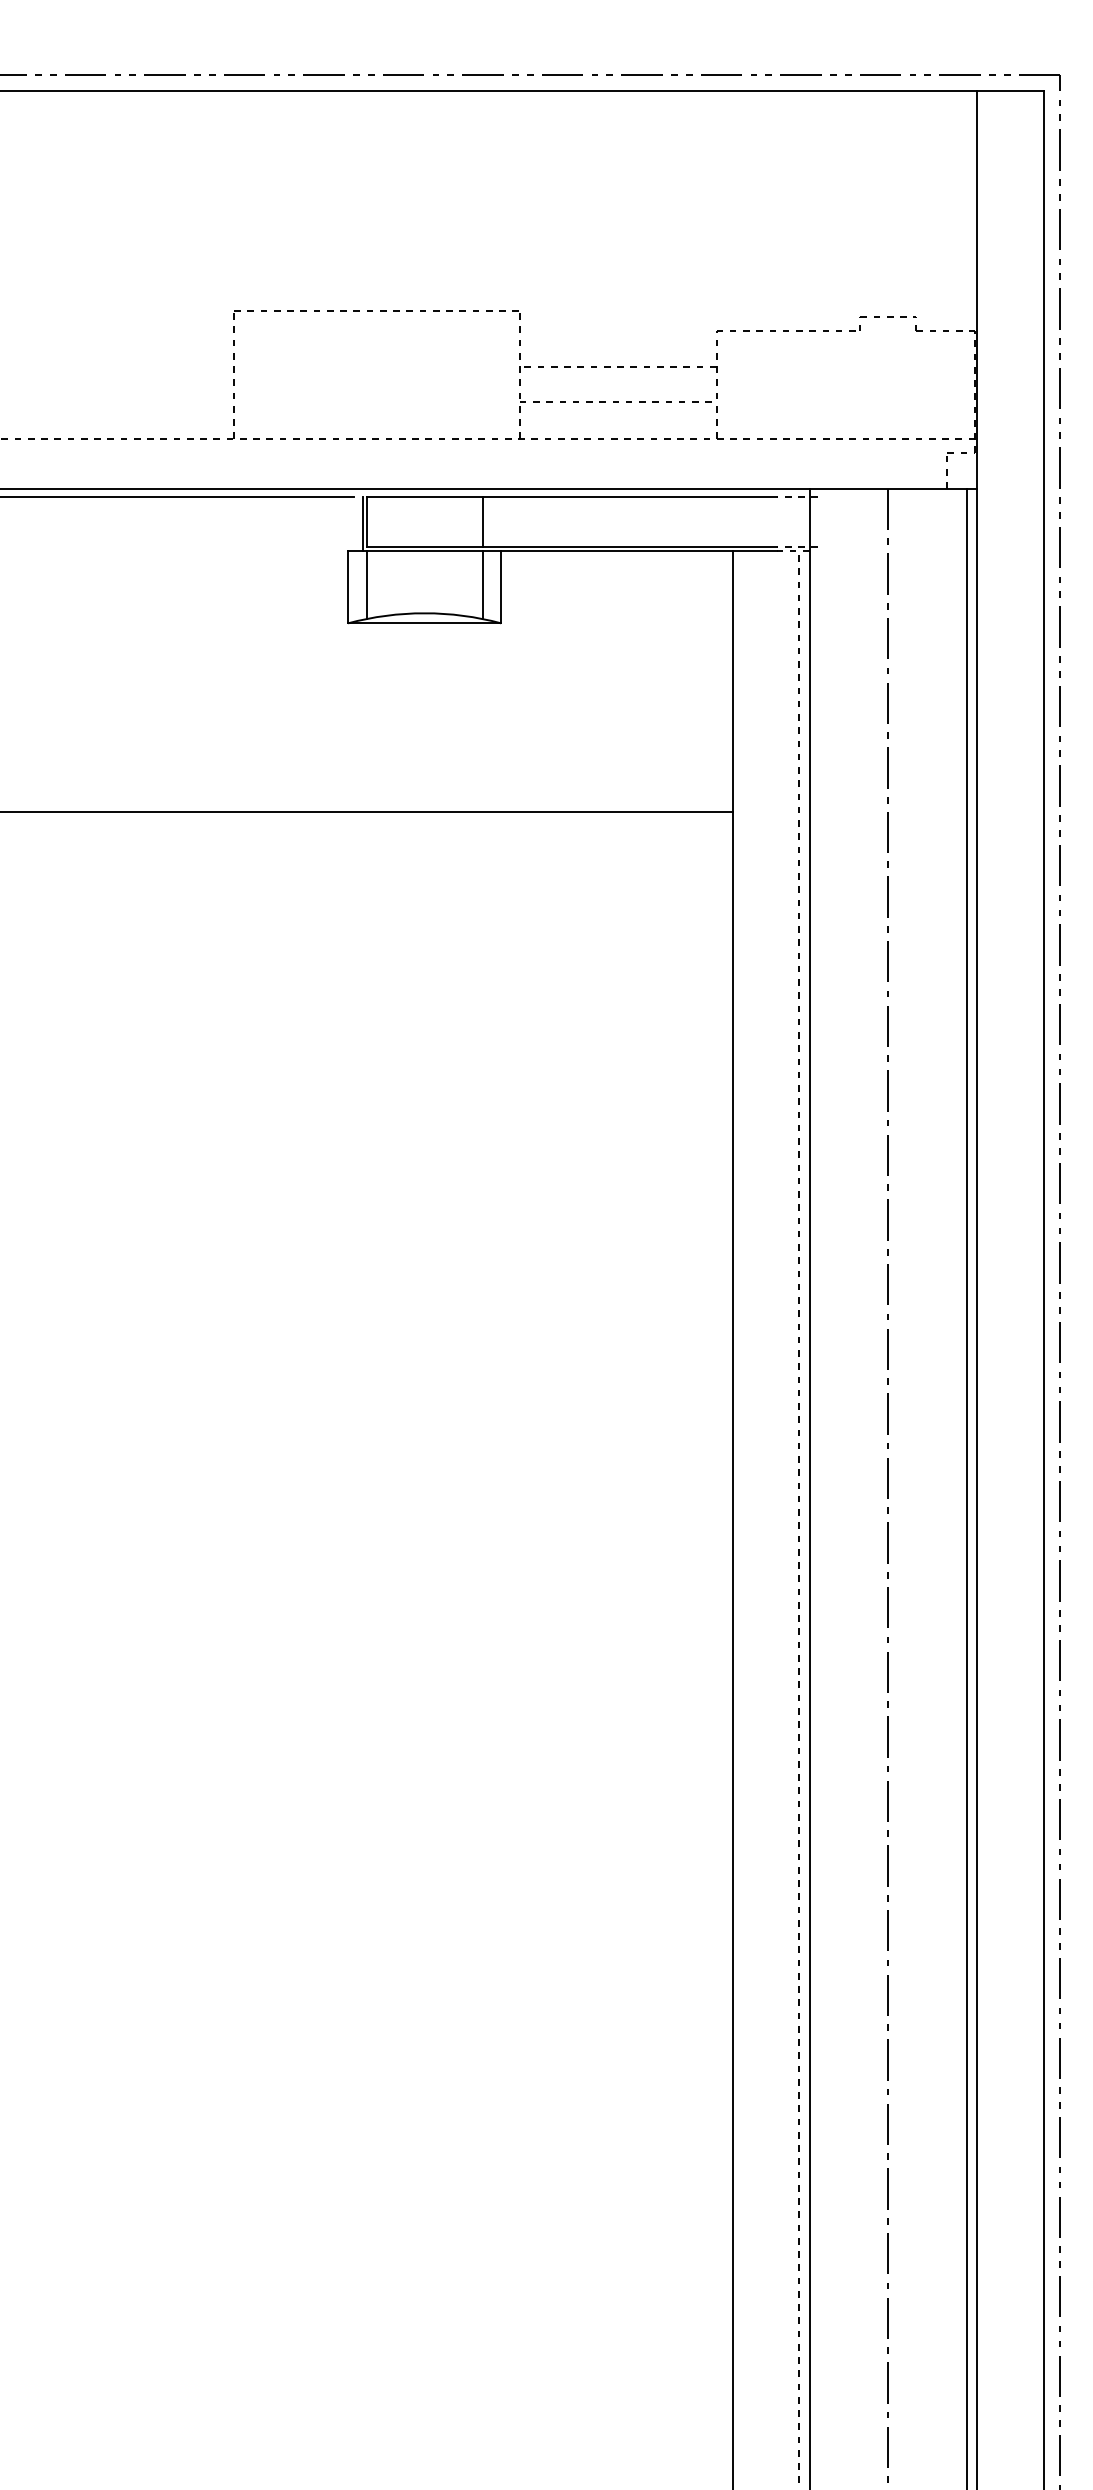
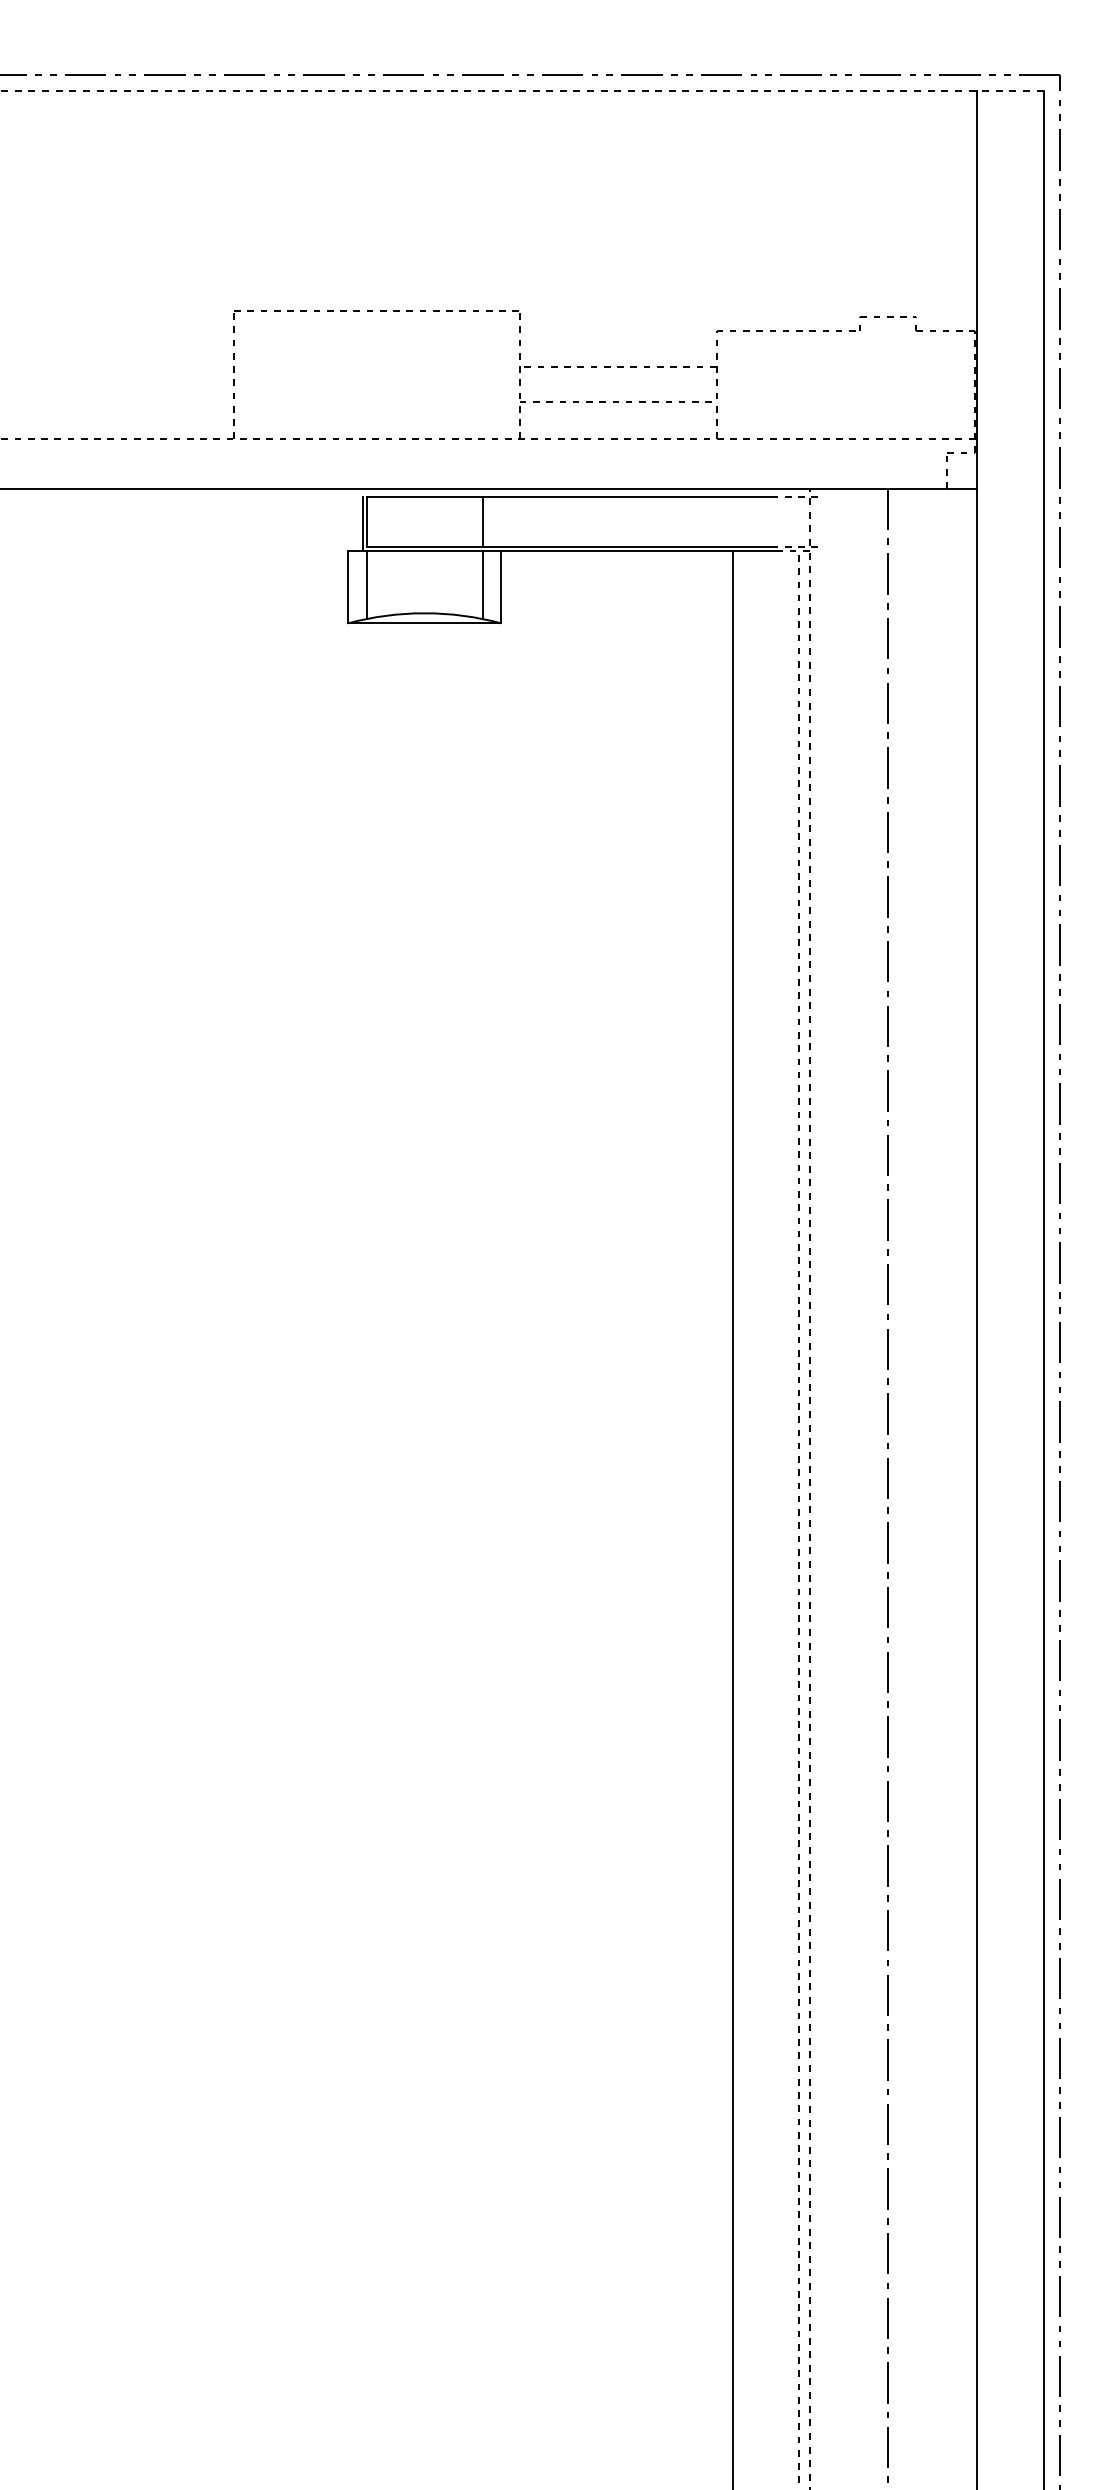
line: solid -> dashed (521, 91)
line: present -> none (178, 497)
line: present -> none (367, 811)
line: present -> none (967, 1487)
line: solid -> dashed (809, 1488)
